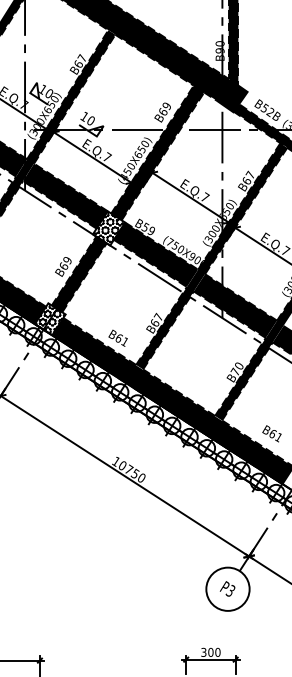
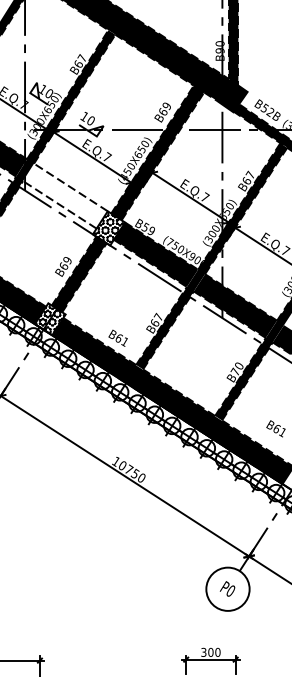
fill: present -> none (65, 195)
text position: (271, 433) -> (275, 428) (275, 428)
text: P3 -> P0 (229, 590)
